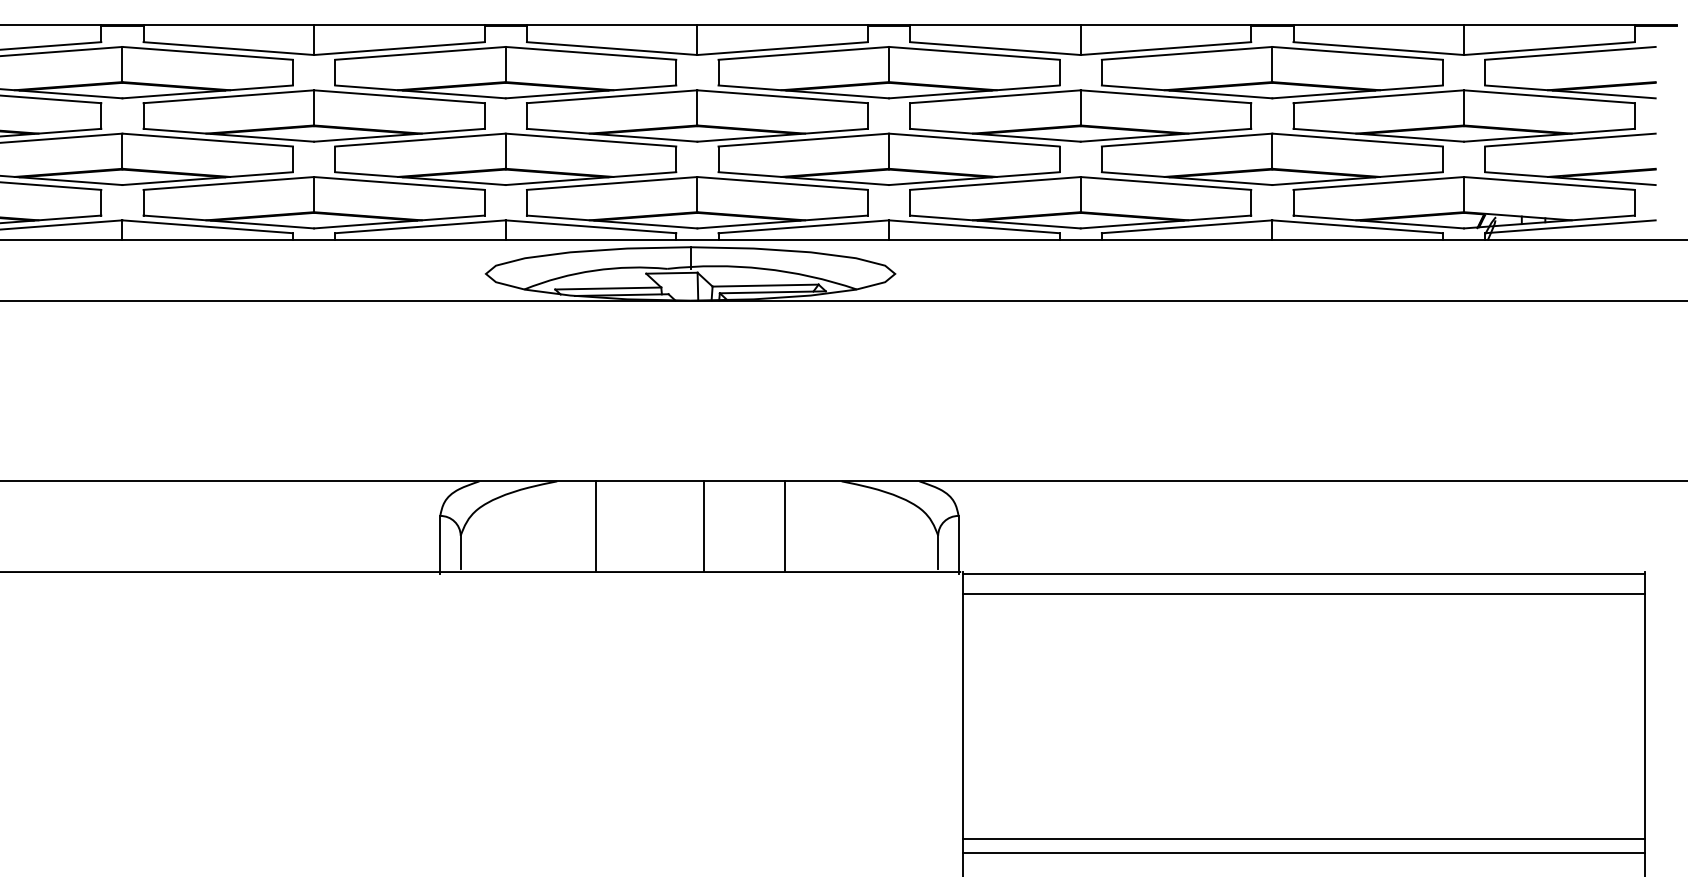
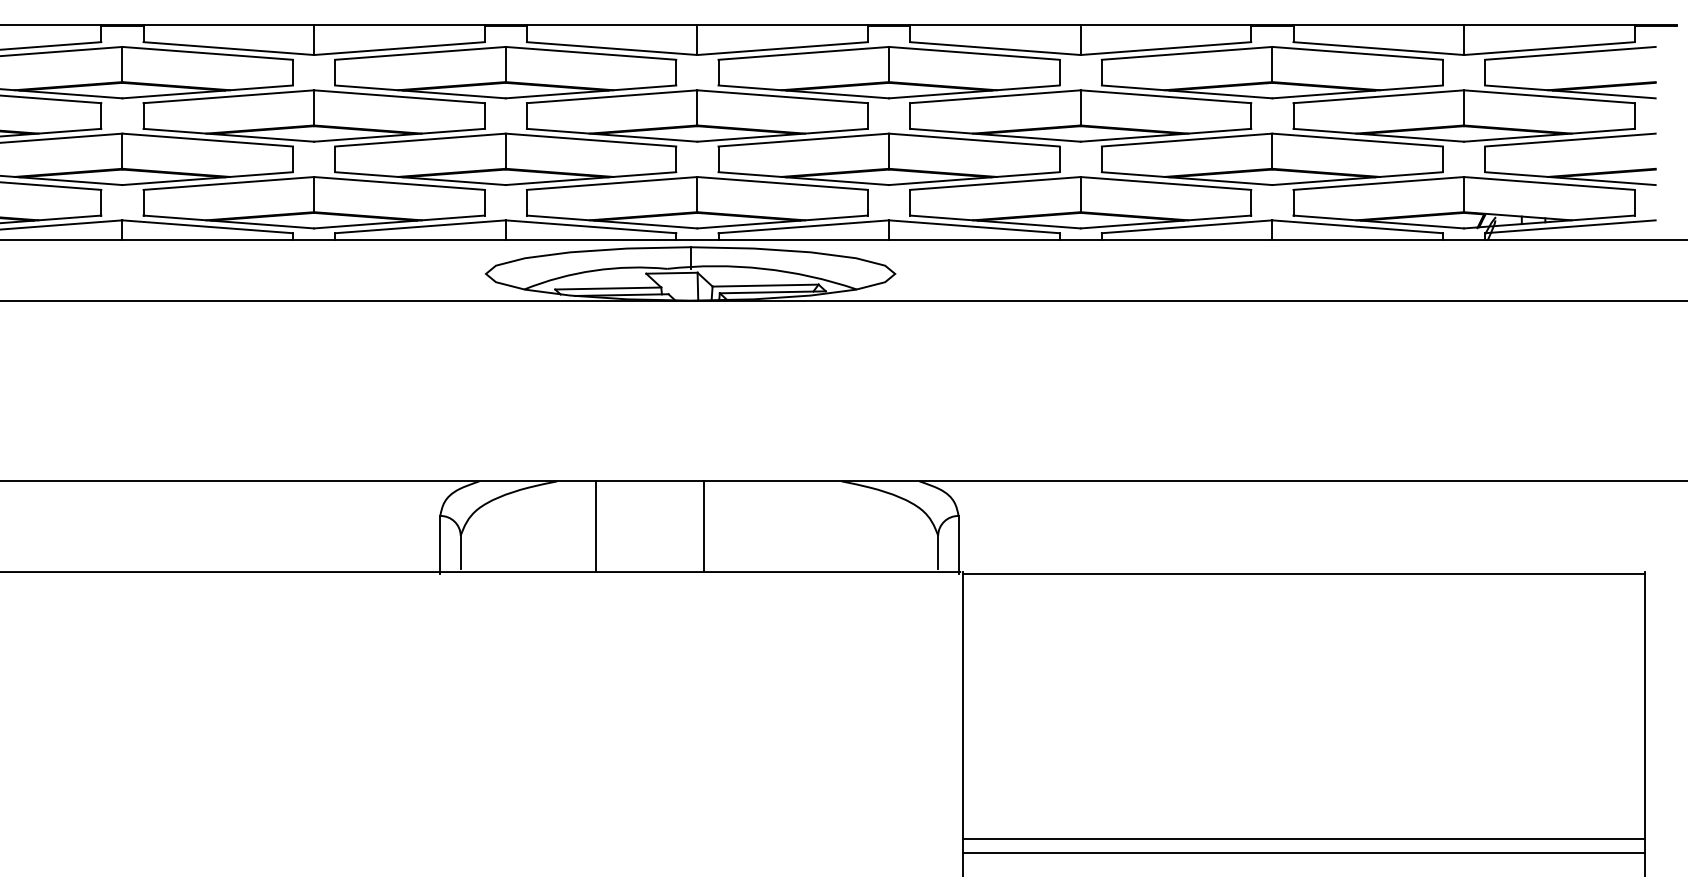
line: present -> none (784, 526)
line: present -> none (1303, 593)
